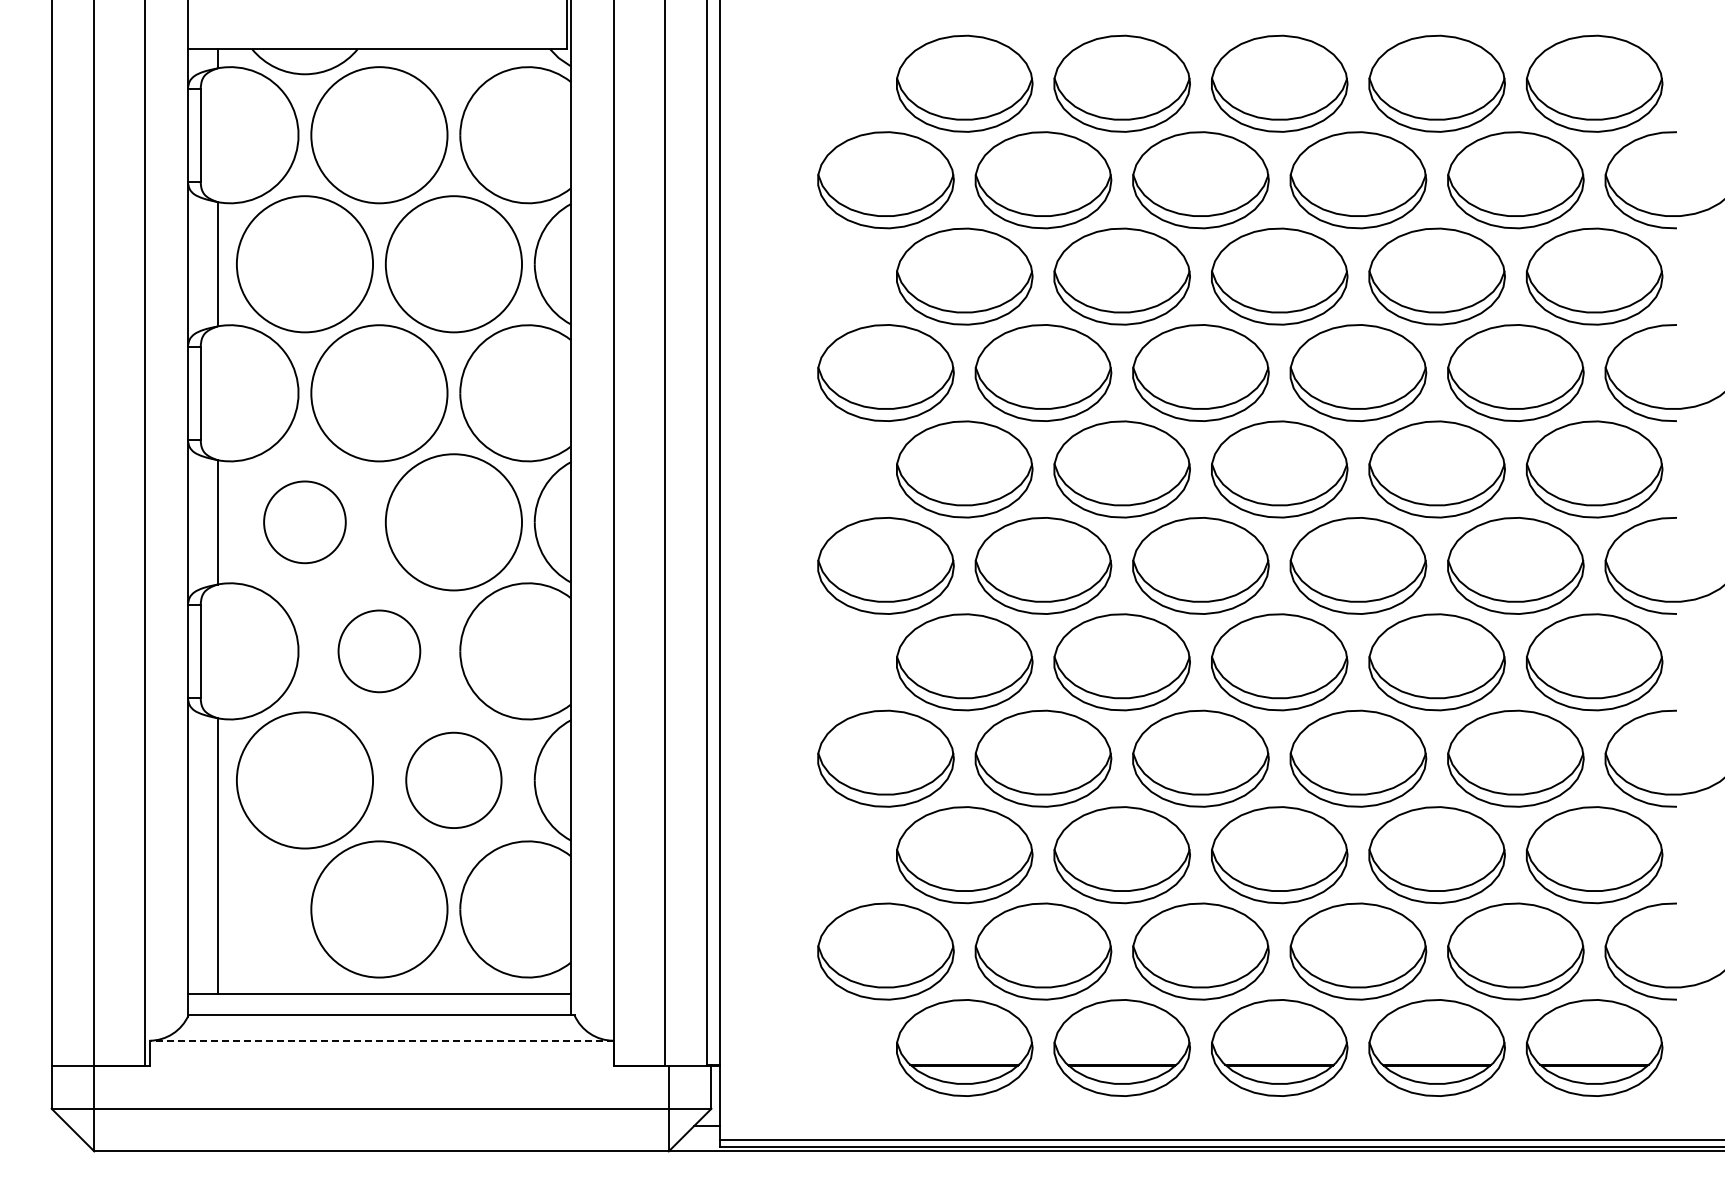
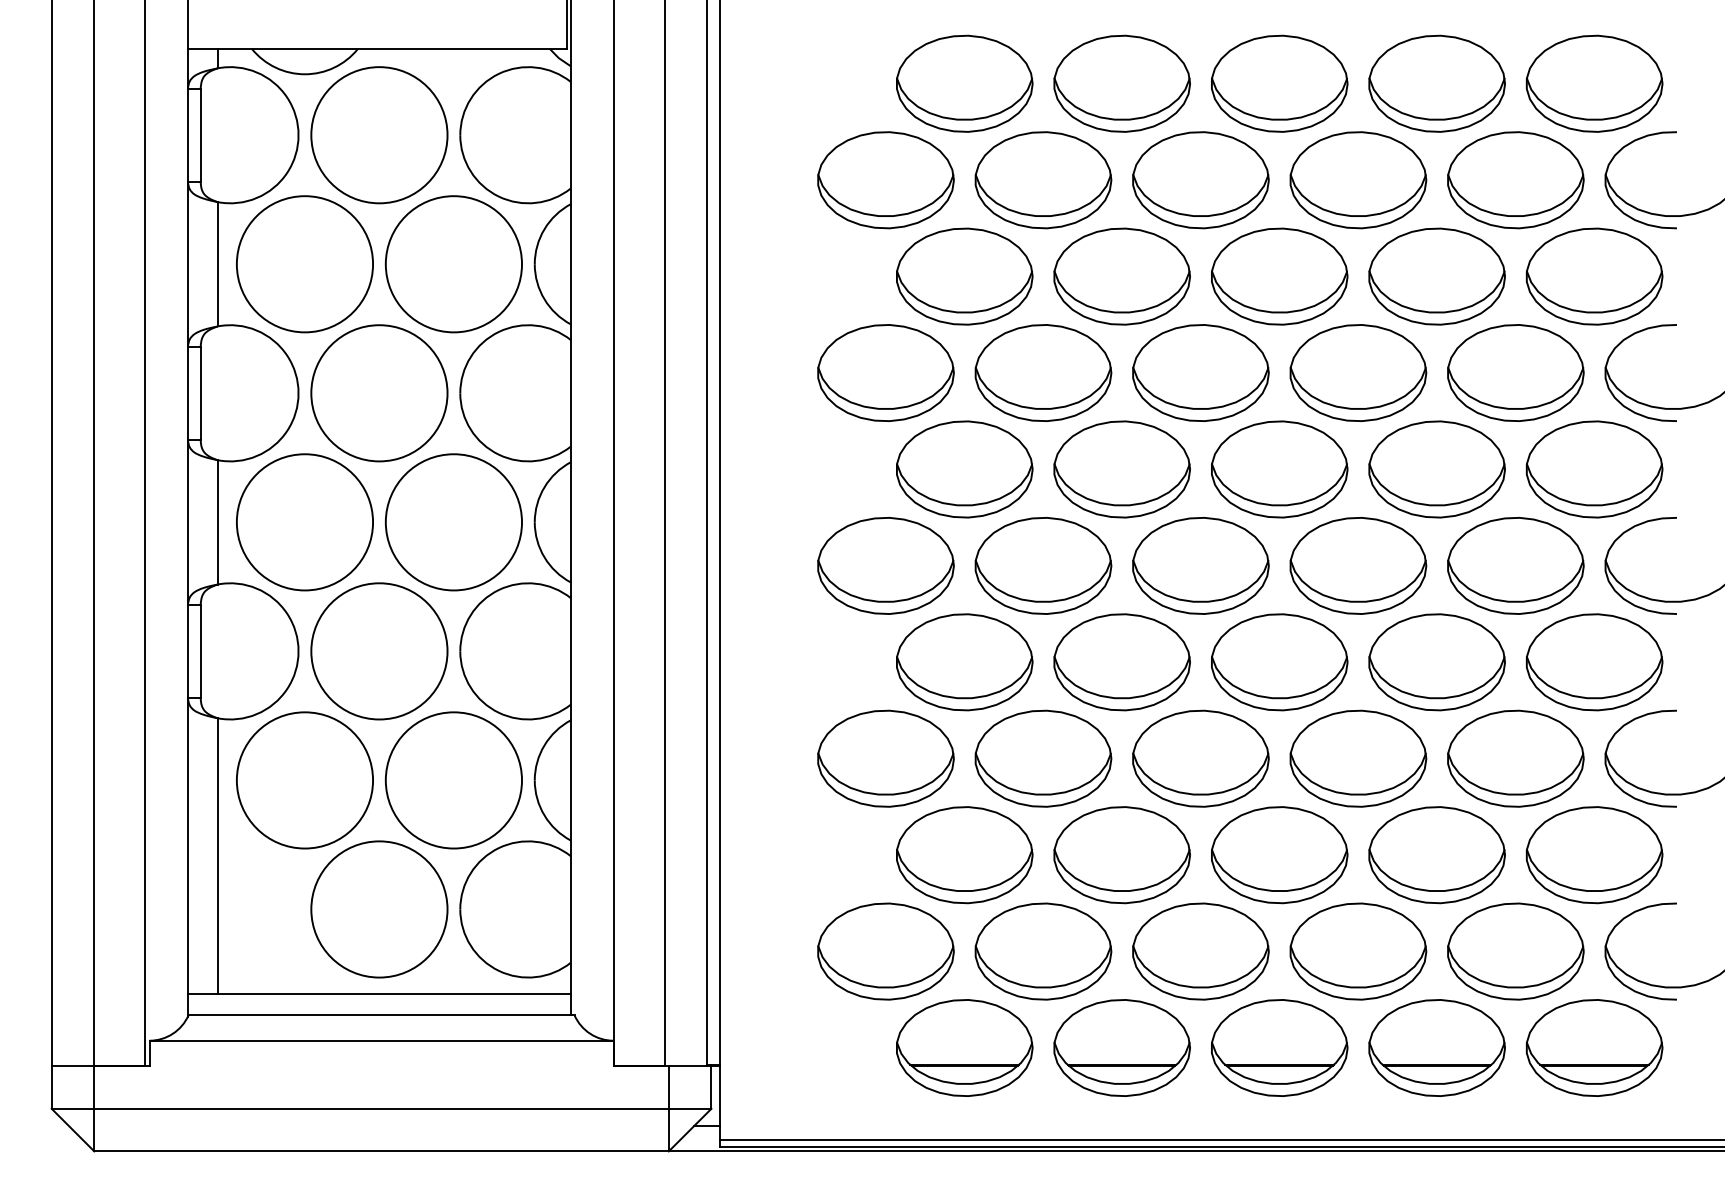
circle diameter: 82 px -> 136 px (304, 522)
circle diameter: 82 px -> 136 px (379, 651)
circle diameter: 95 px -> 136 px (453, 780)
line: dashed -> solid (381, 1040)
